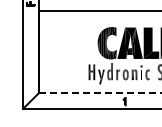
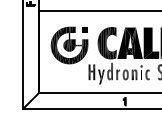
part: none -> present (69, 45)
line: dashed -> solid (100, 93)
